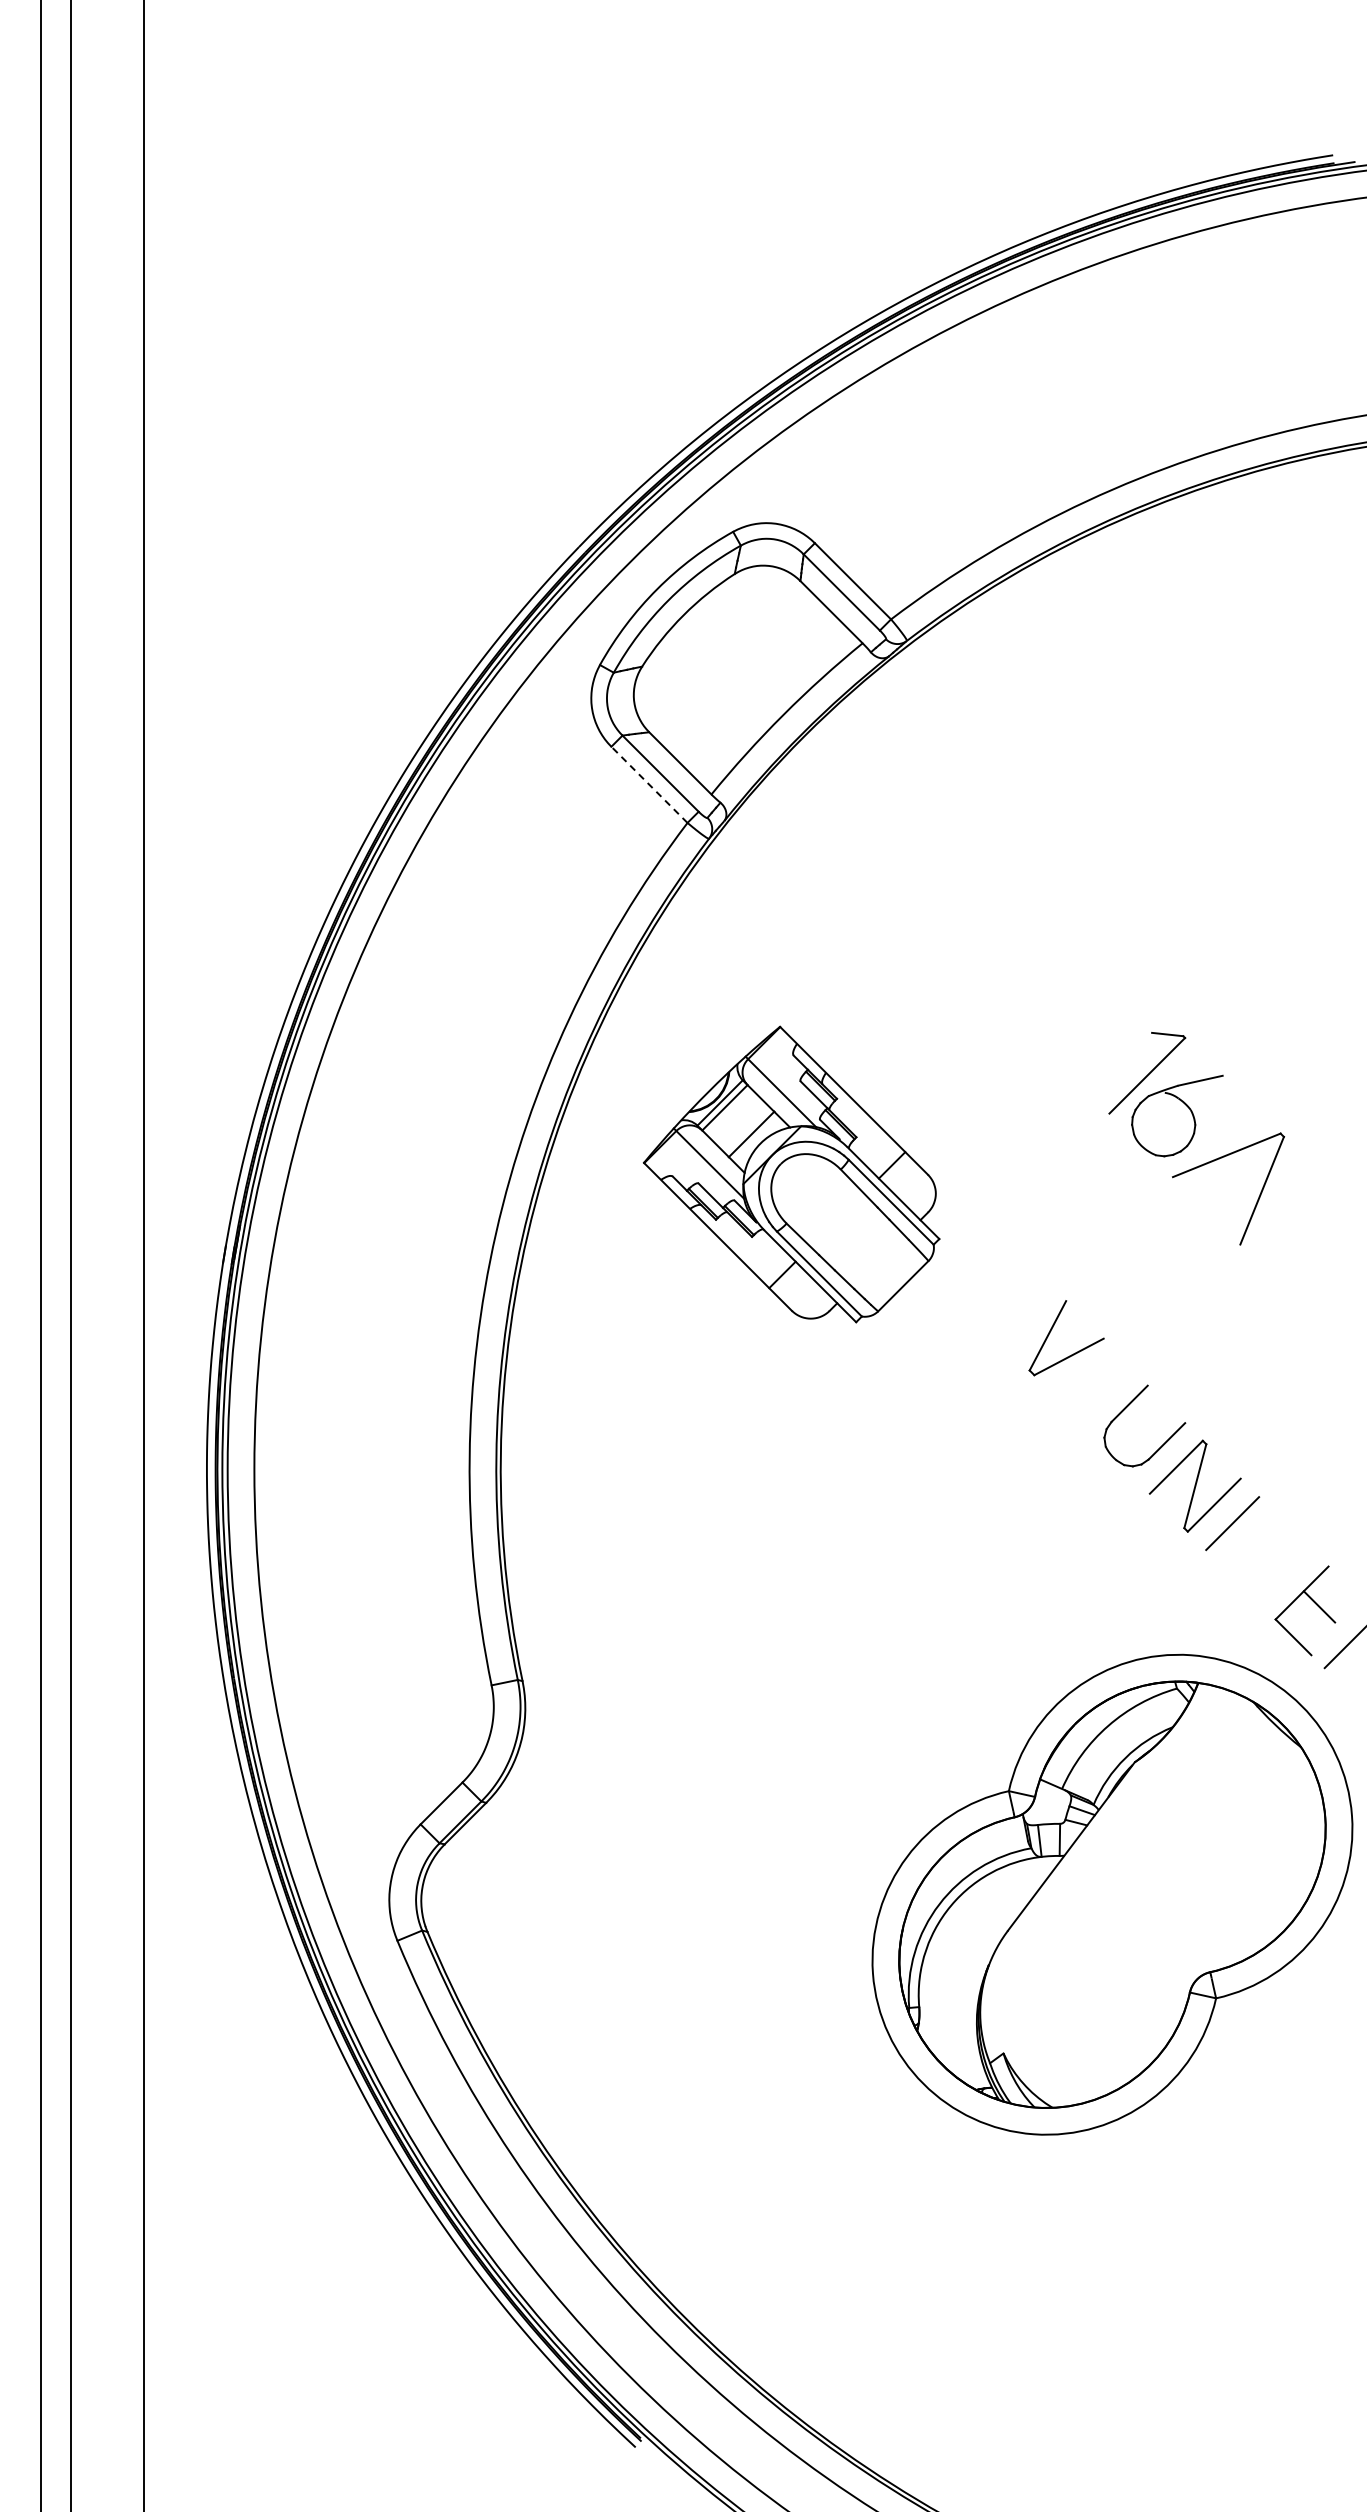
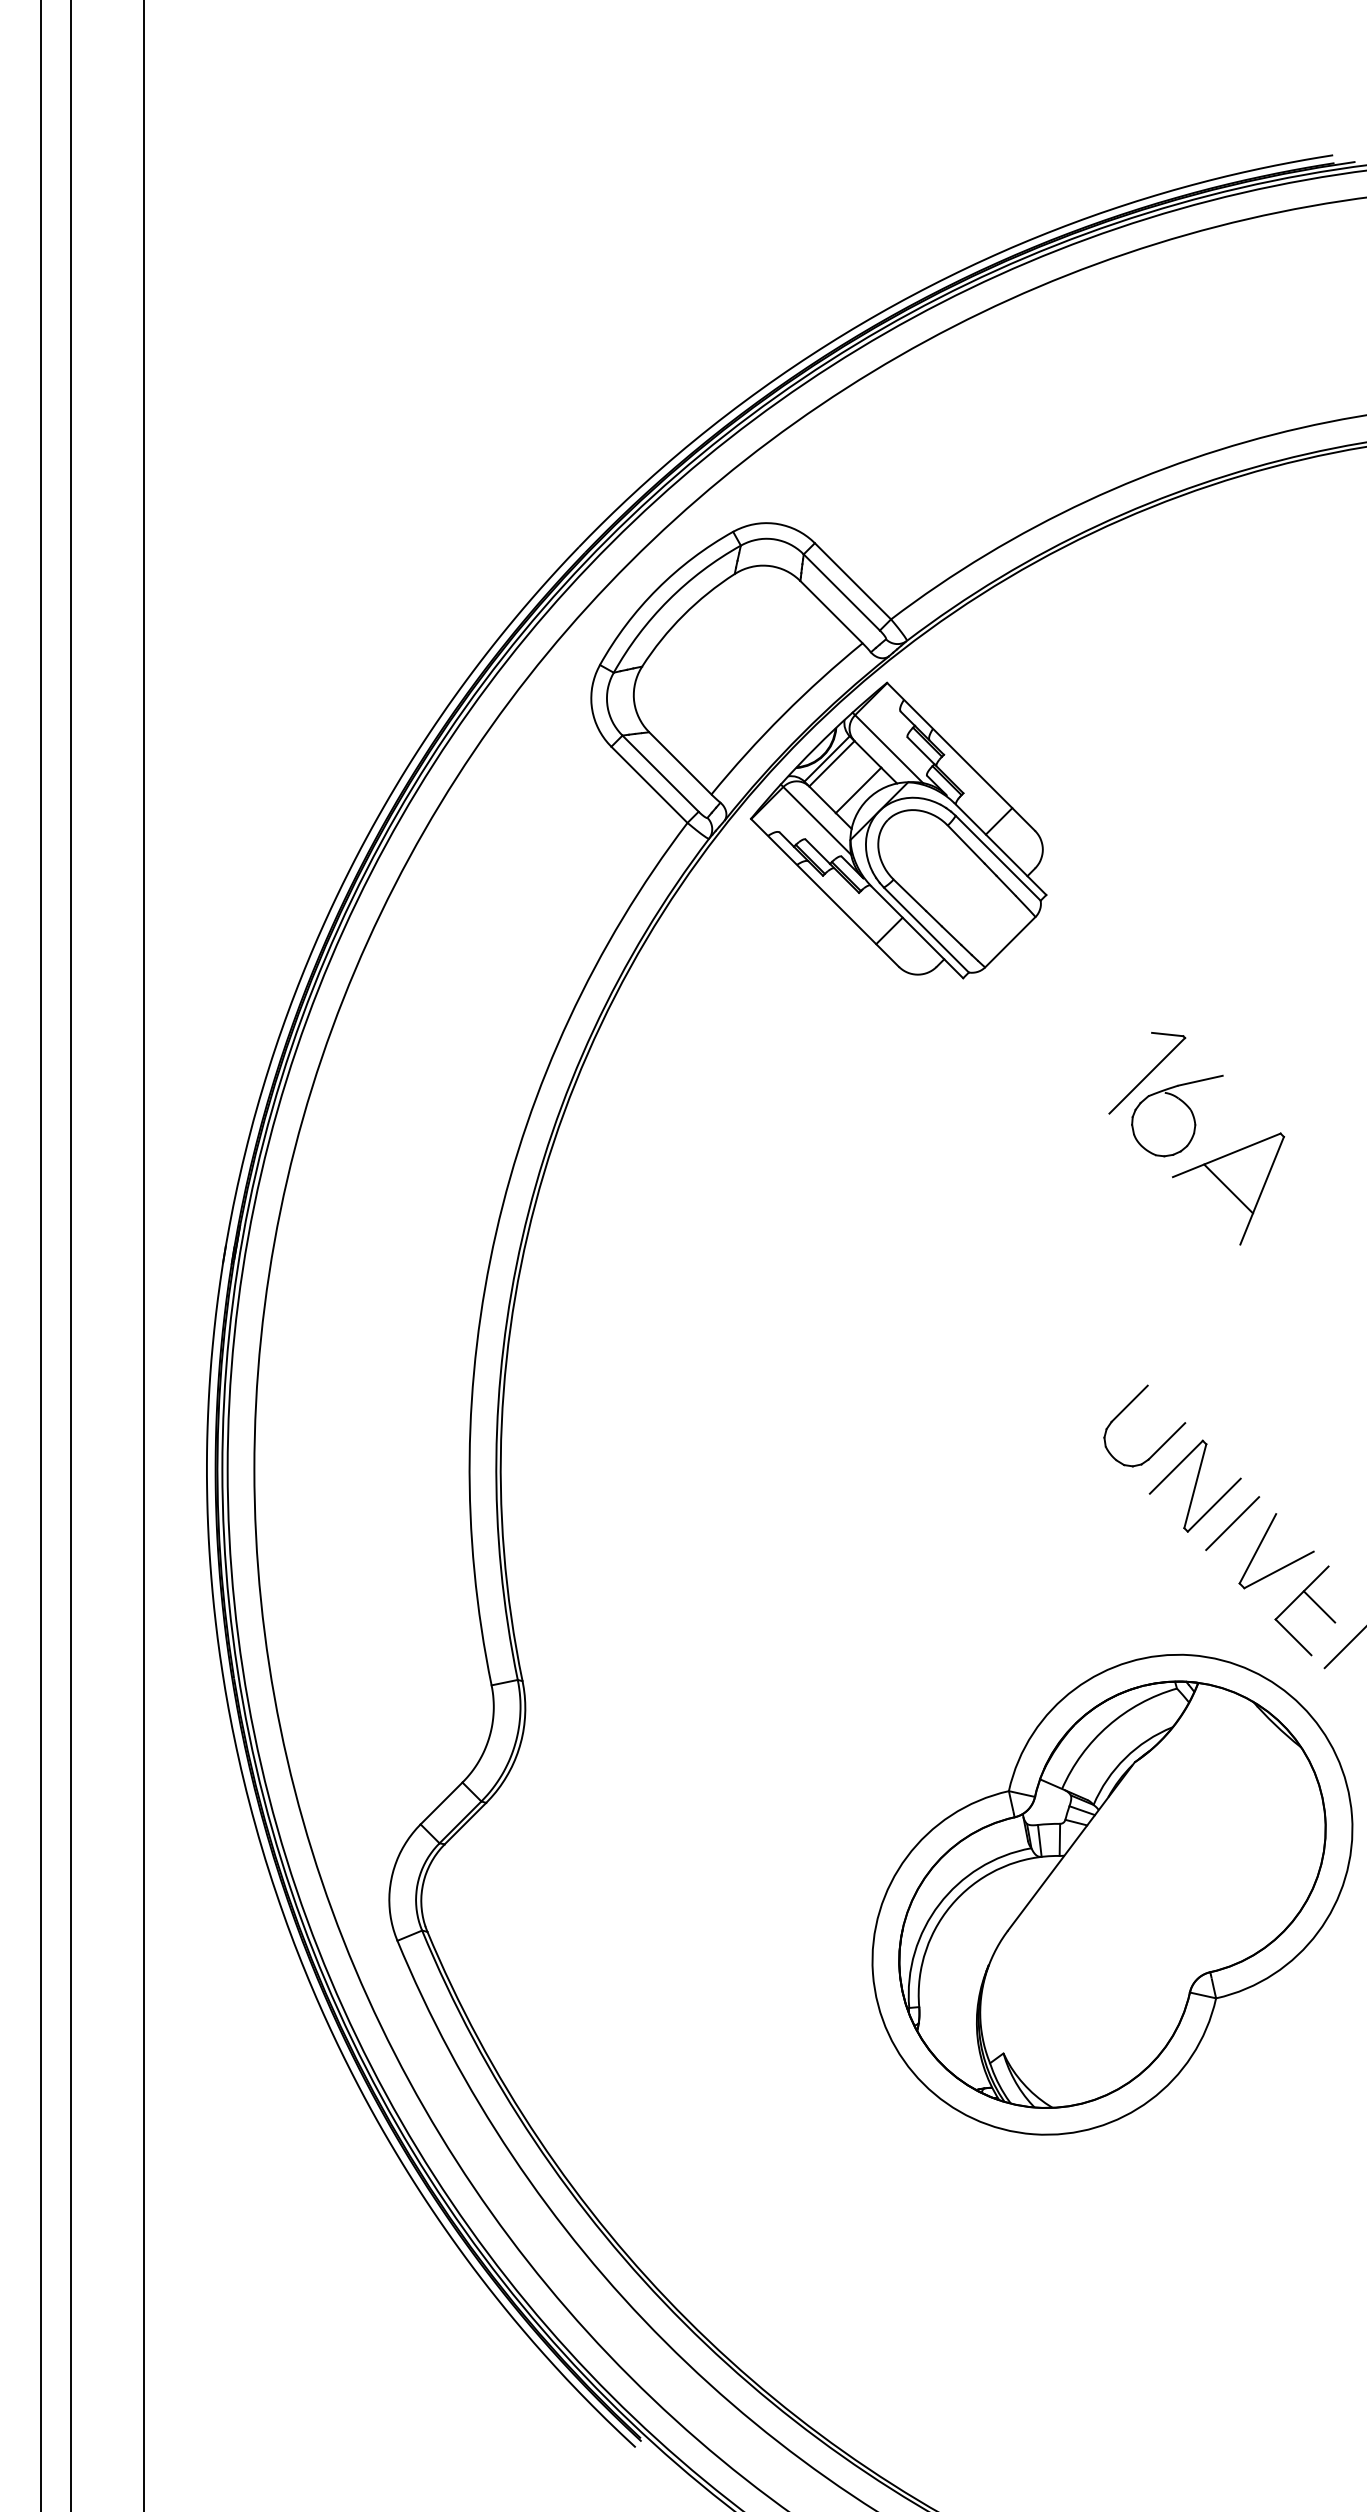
line: dashed -> solid (649, 784)
part position: (791, 1174) -> (898, 830) (898, 830)
line: none -> present (1228, 1188)
part position: (1051, 1331) -> (1261, 1544) (1261, 1544)
